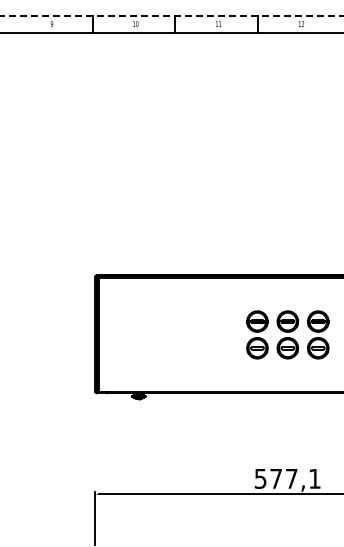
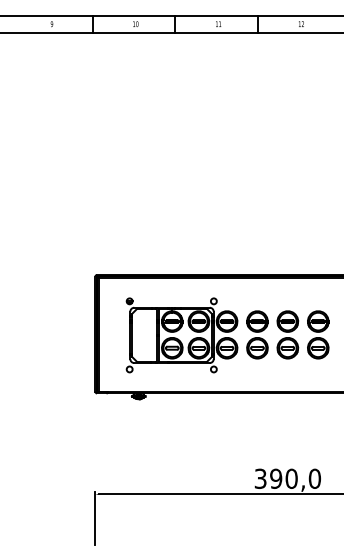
line: dashed -> solid (171, 16)
part: none -> present (181, 335)
text: 577,1 -> 390,0 (287, 478)
